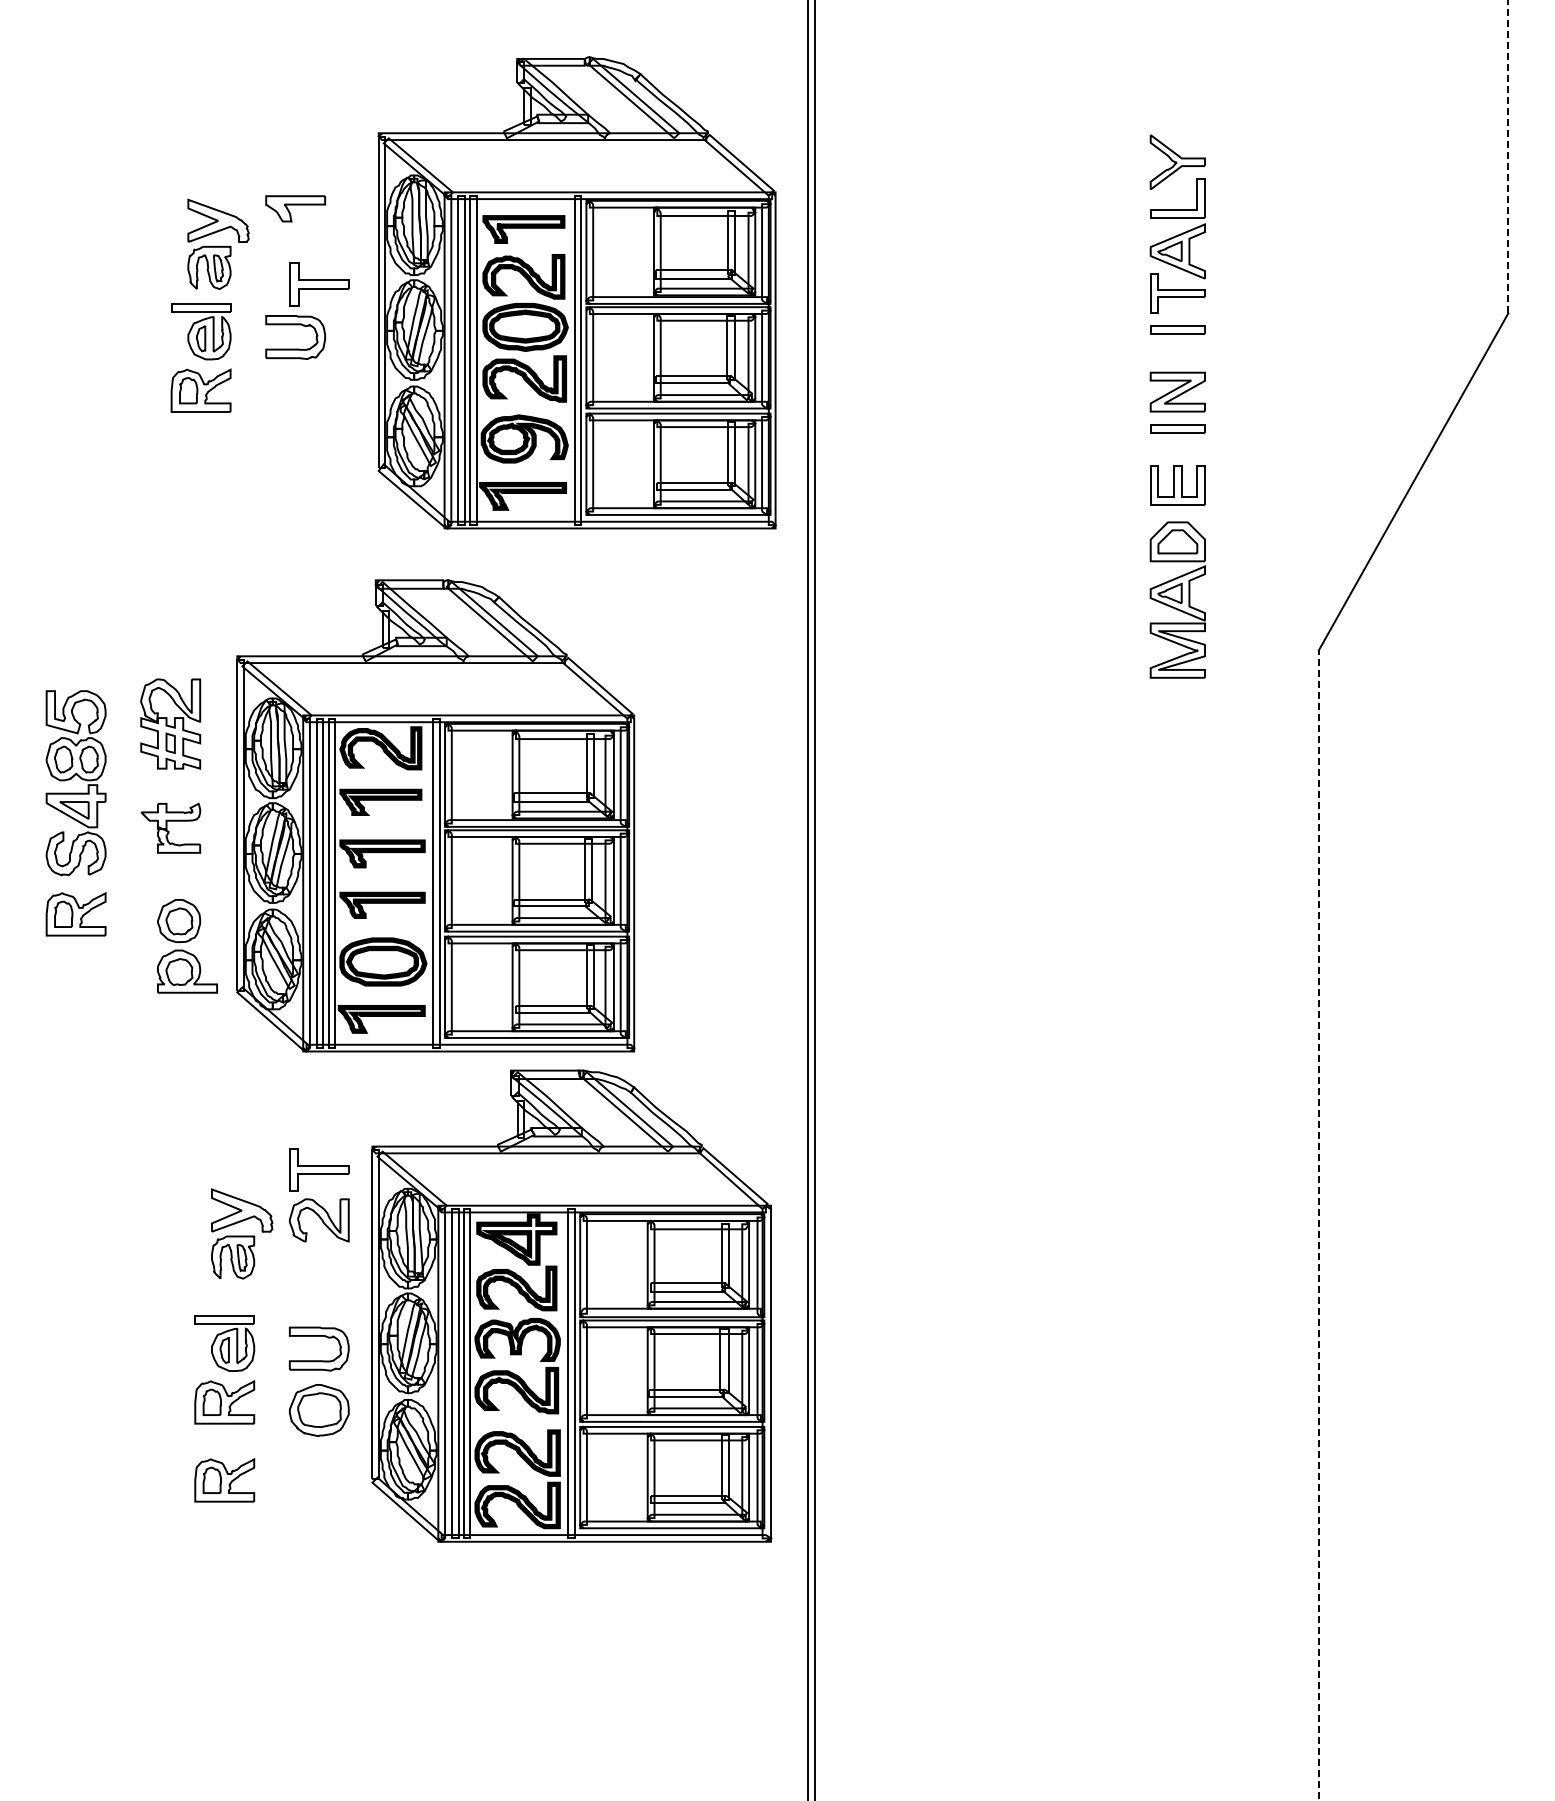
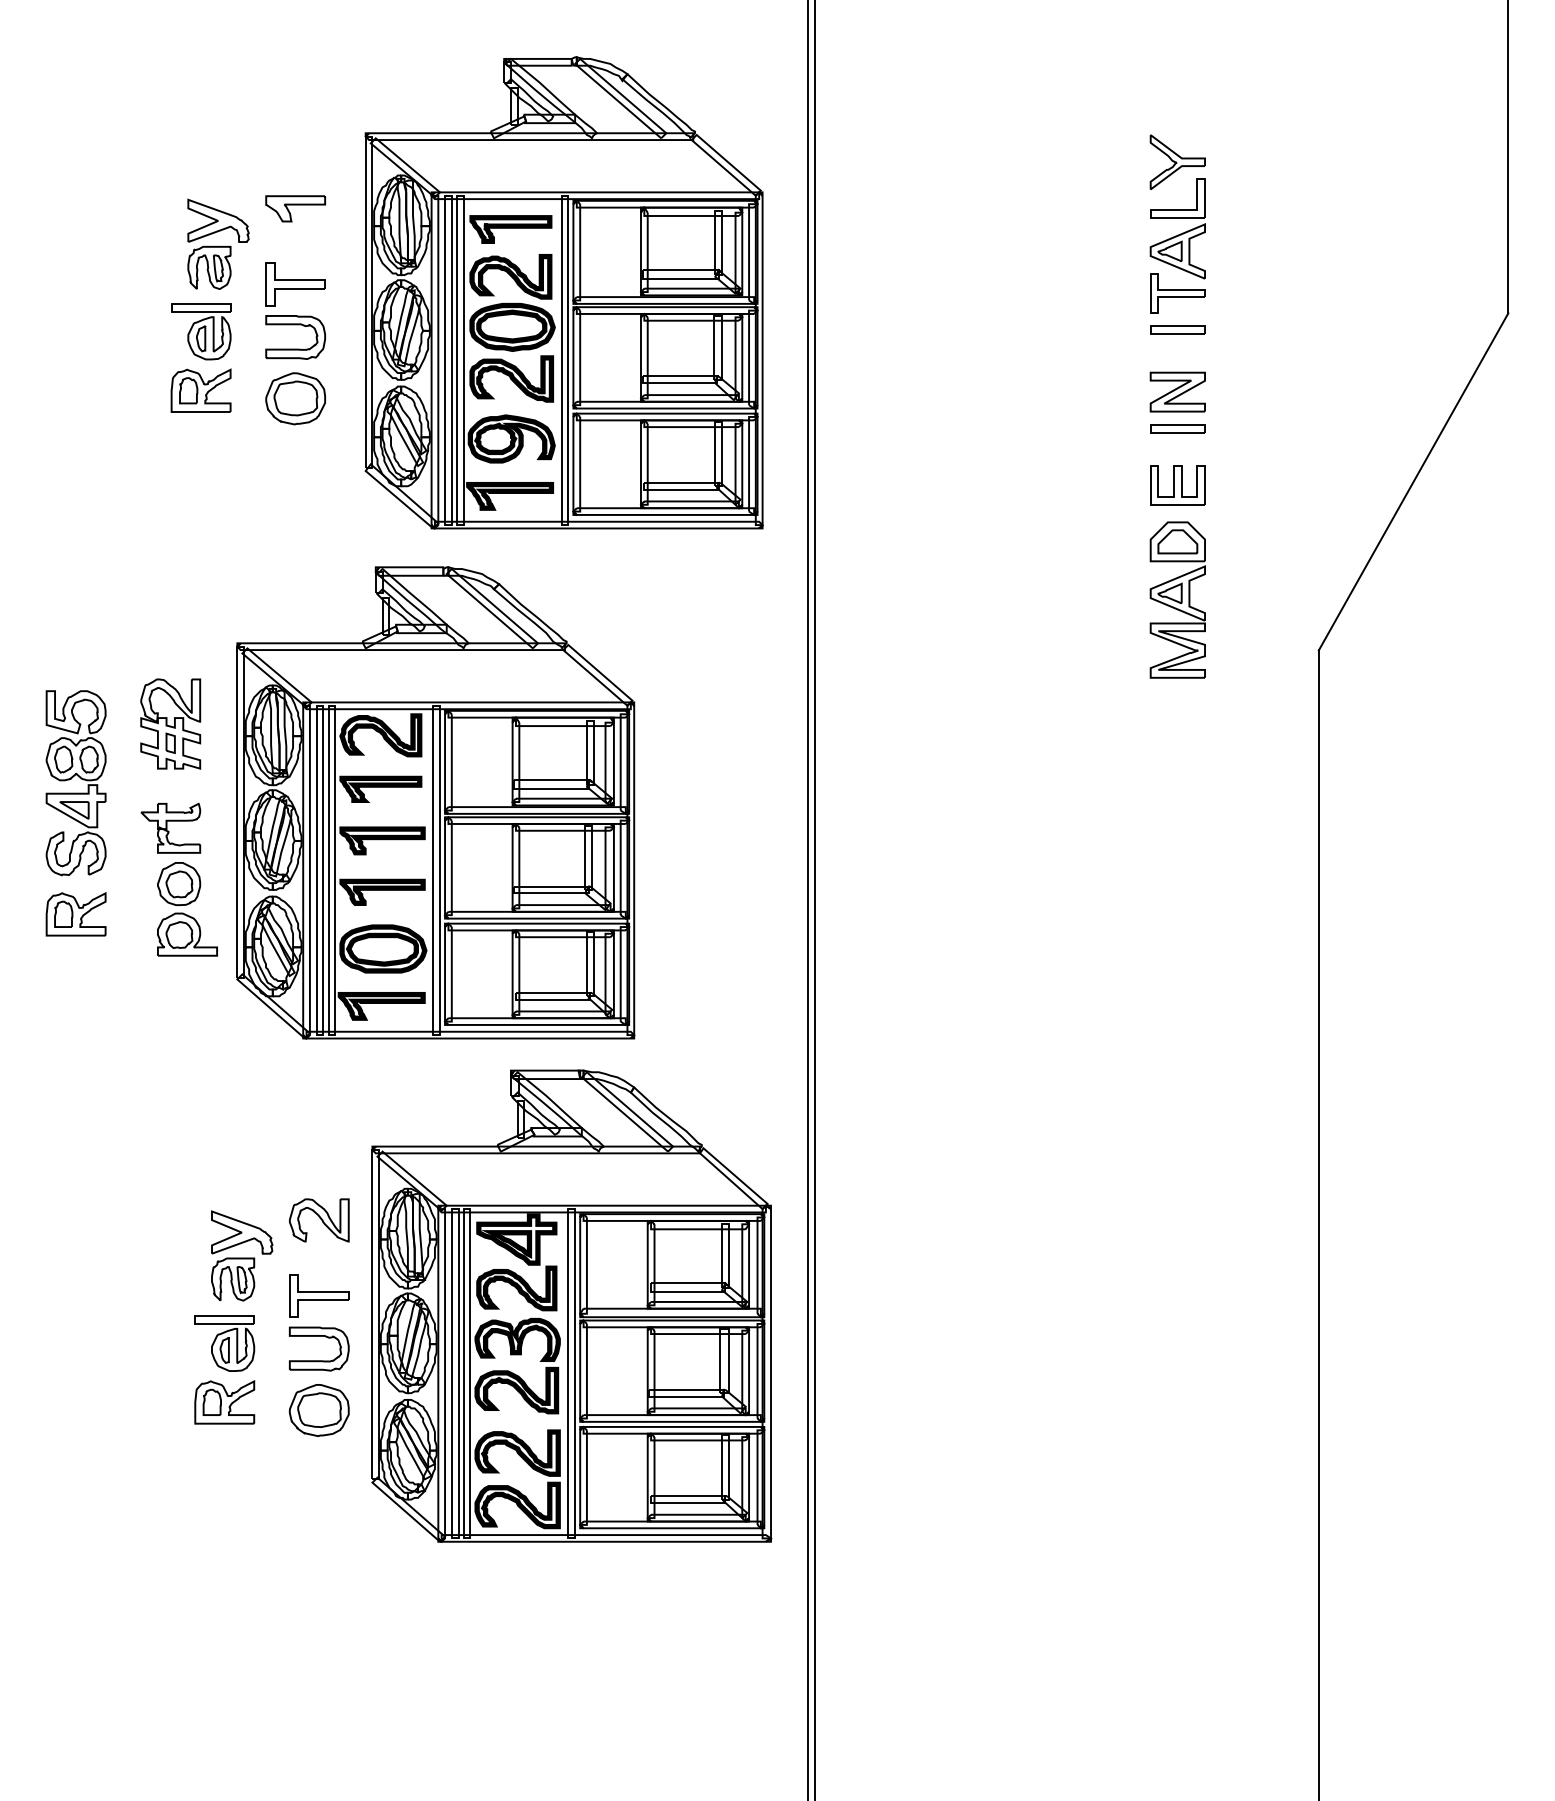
line: dashed -> solid (1508, 156)
part position: (319, 284) -> (295, 284) (295, 284)
part position: (576, 292) -> (563, 292) (563, 292)
part: none -> present (295, 398)
part position: (435, 815) -> (435, 802) (435, 802)
part position: (187, 946) -> (187, 909) (187, 909)
part position: (319, 1169) -> (319, 1295) (319, 1295)
line: dashed -> solid (1318, 1225)
part position: (242, 1233) -> (242, 1255) (242, 1255)
part: present -> none (224, 1480)
